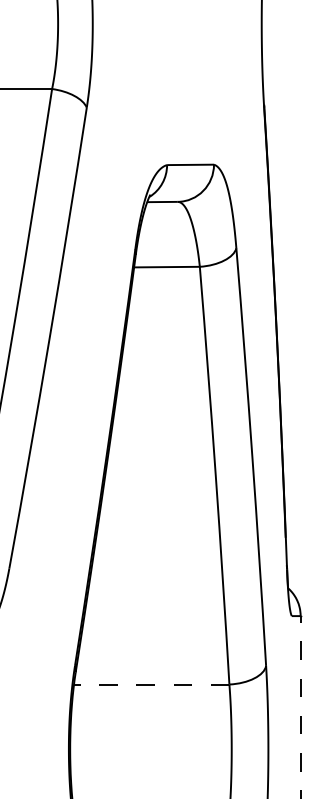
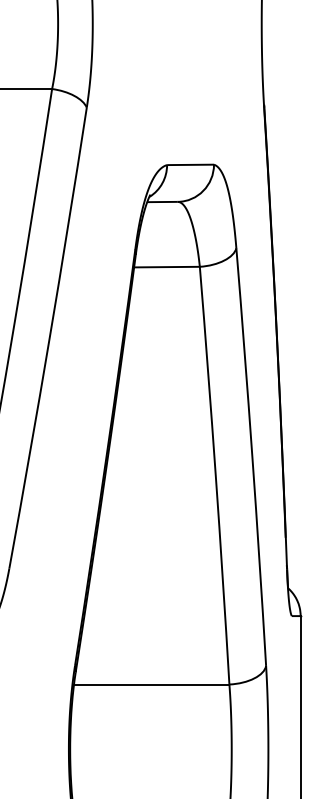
line: dashed -> solid (151, 684)
line: dashed -> solid (300, 706)
